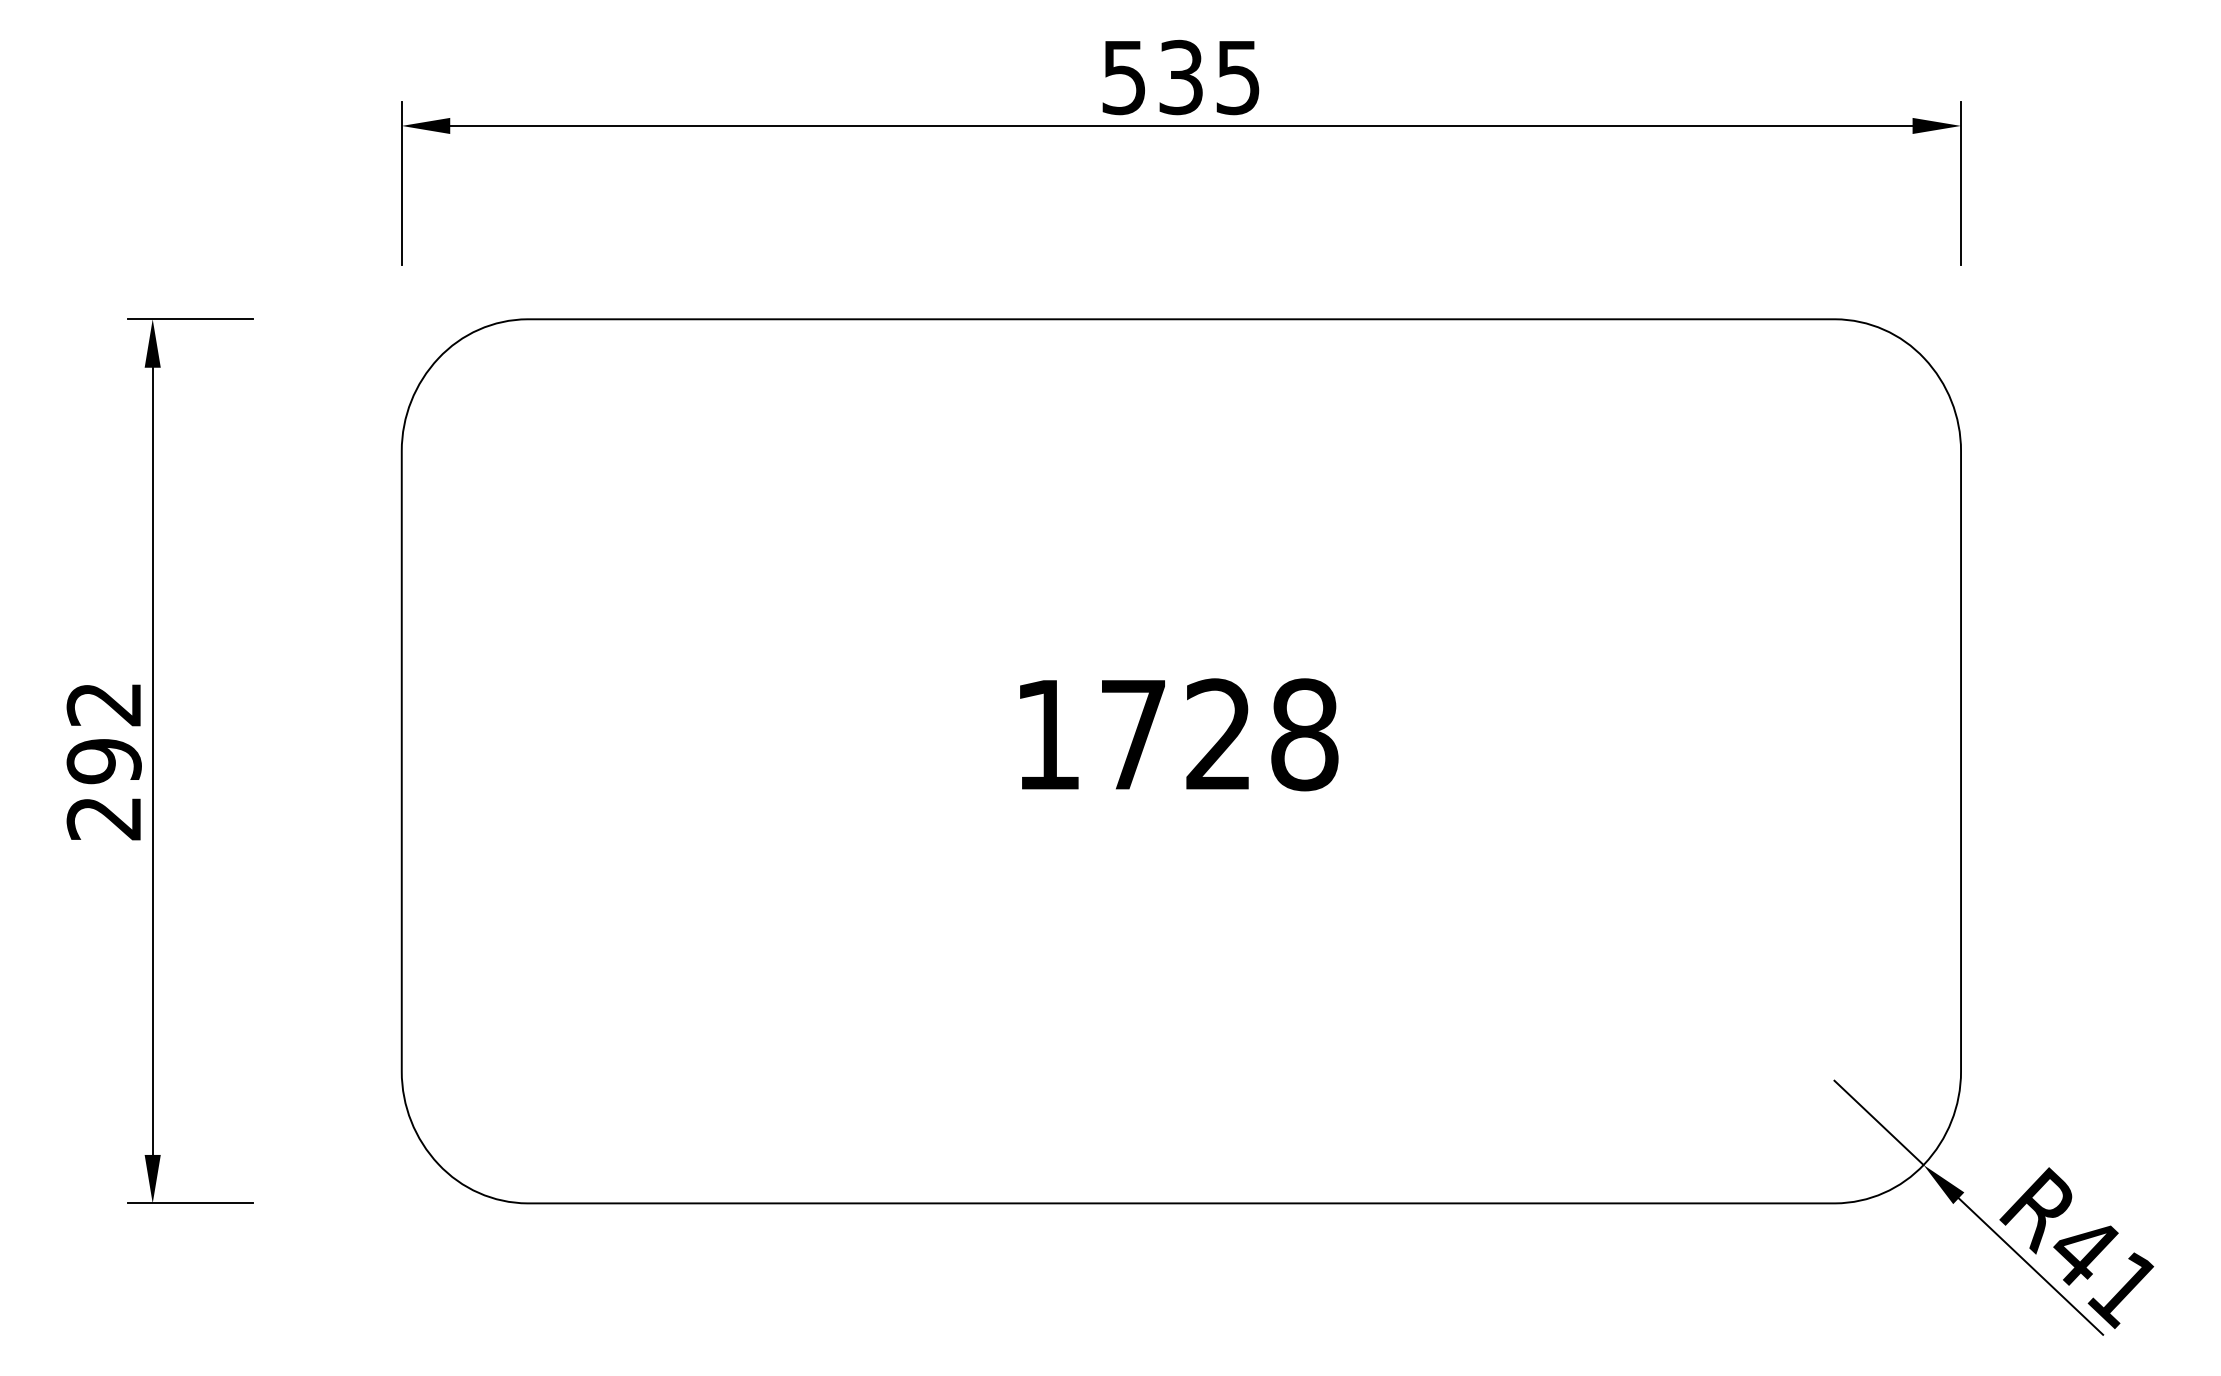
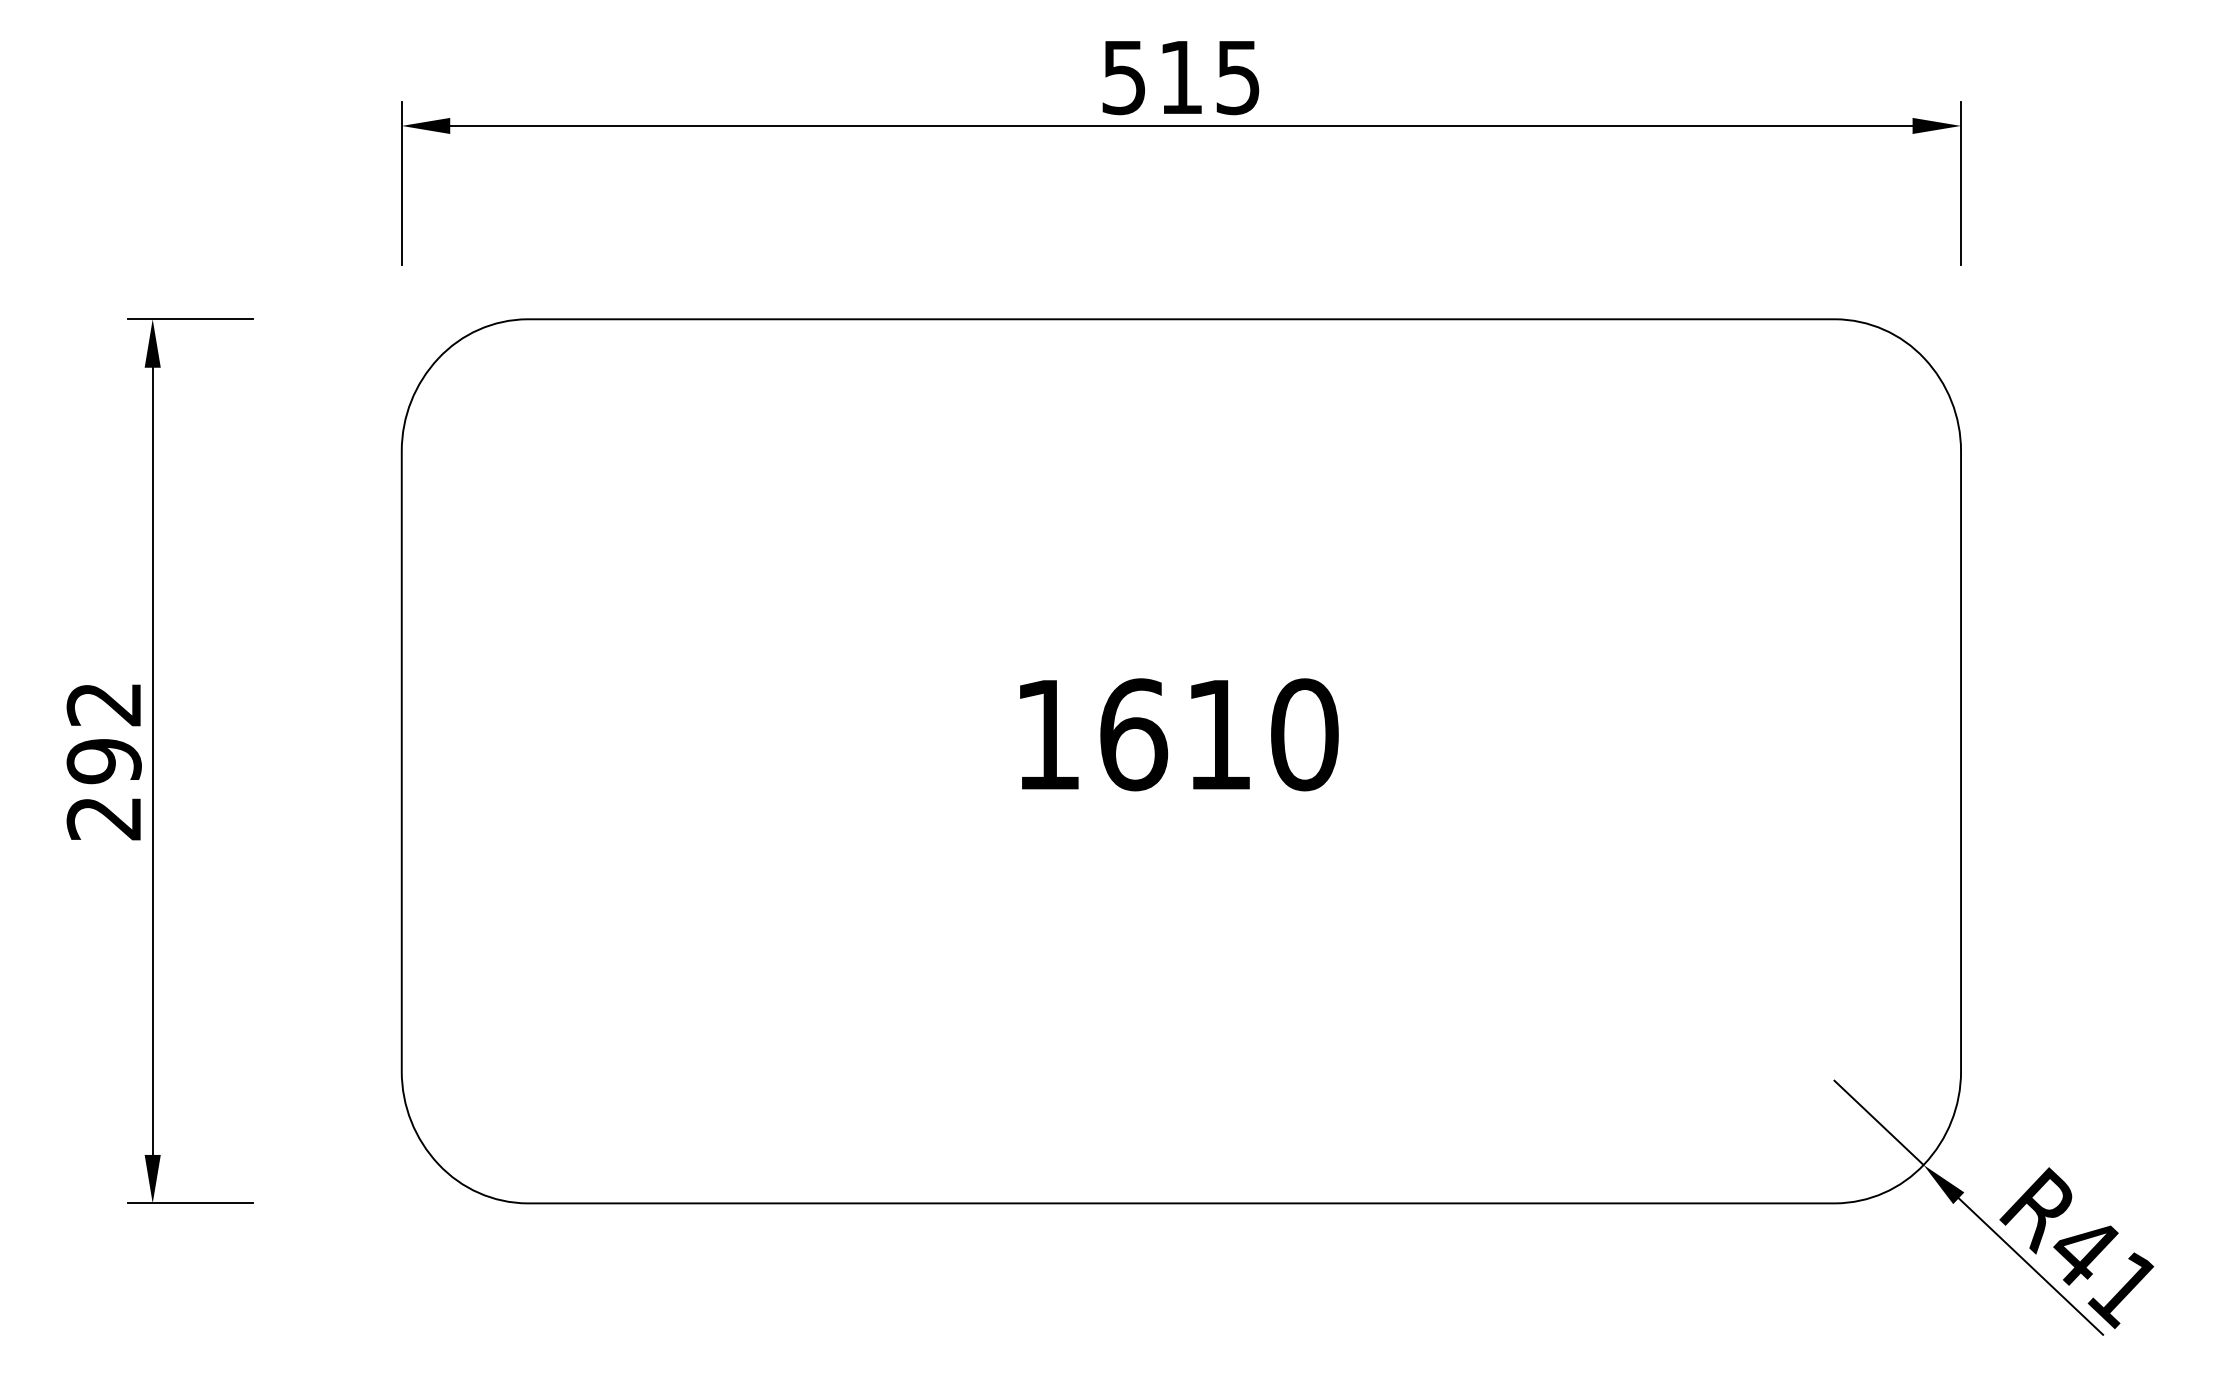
text: 535 -> 515 (1180, 77)
text: 1728 -> 1610 (1219, 734)
